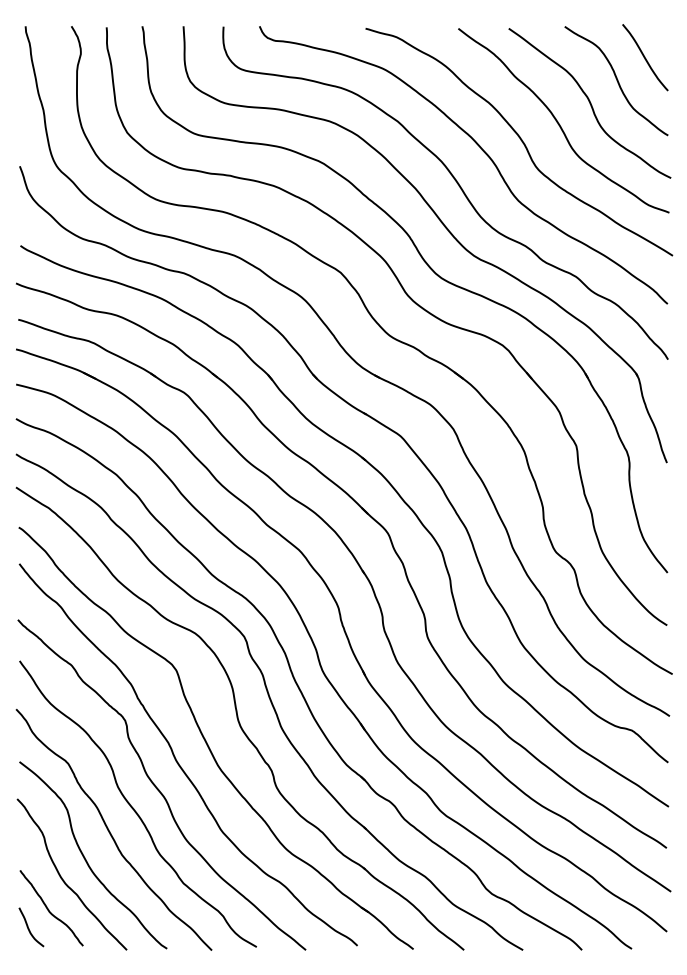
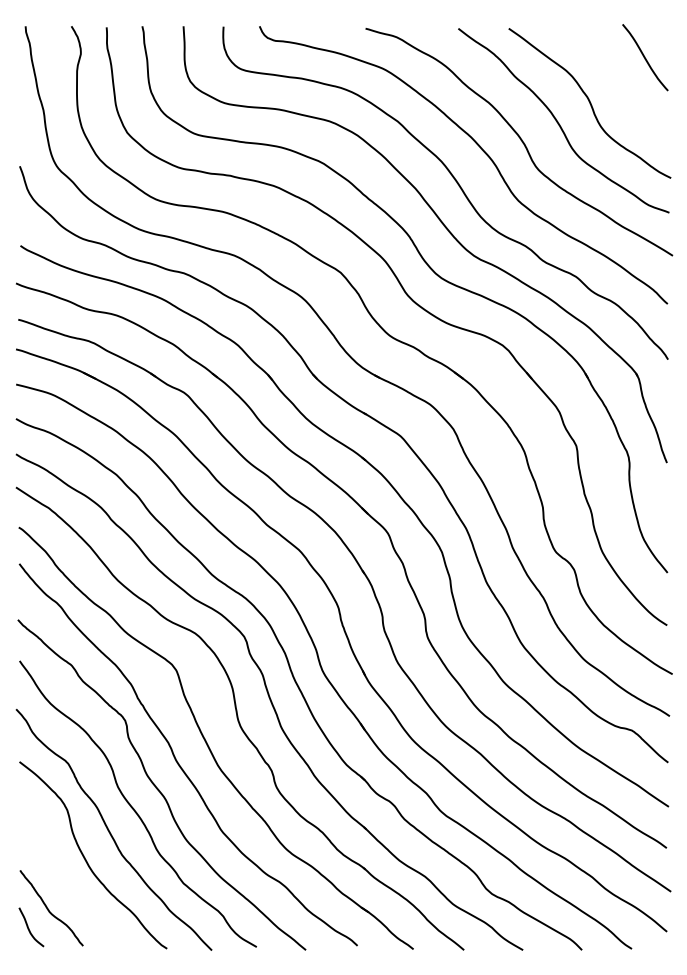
curve: present -> none (616, 81)
curve: present -> none (64, 880)
